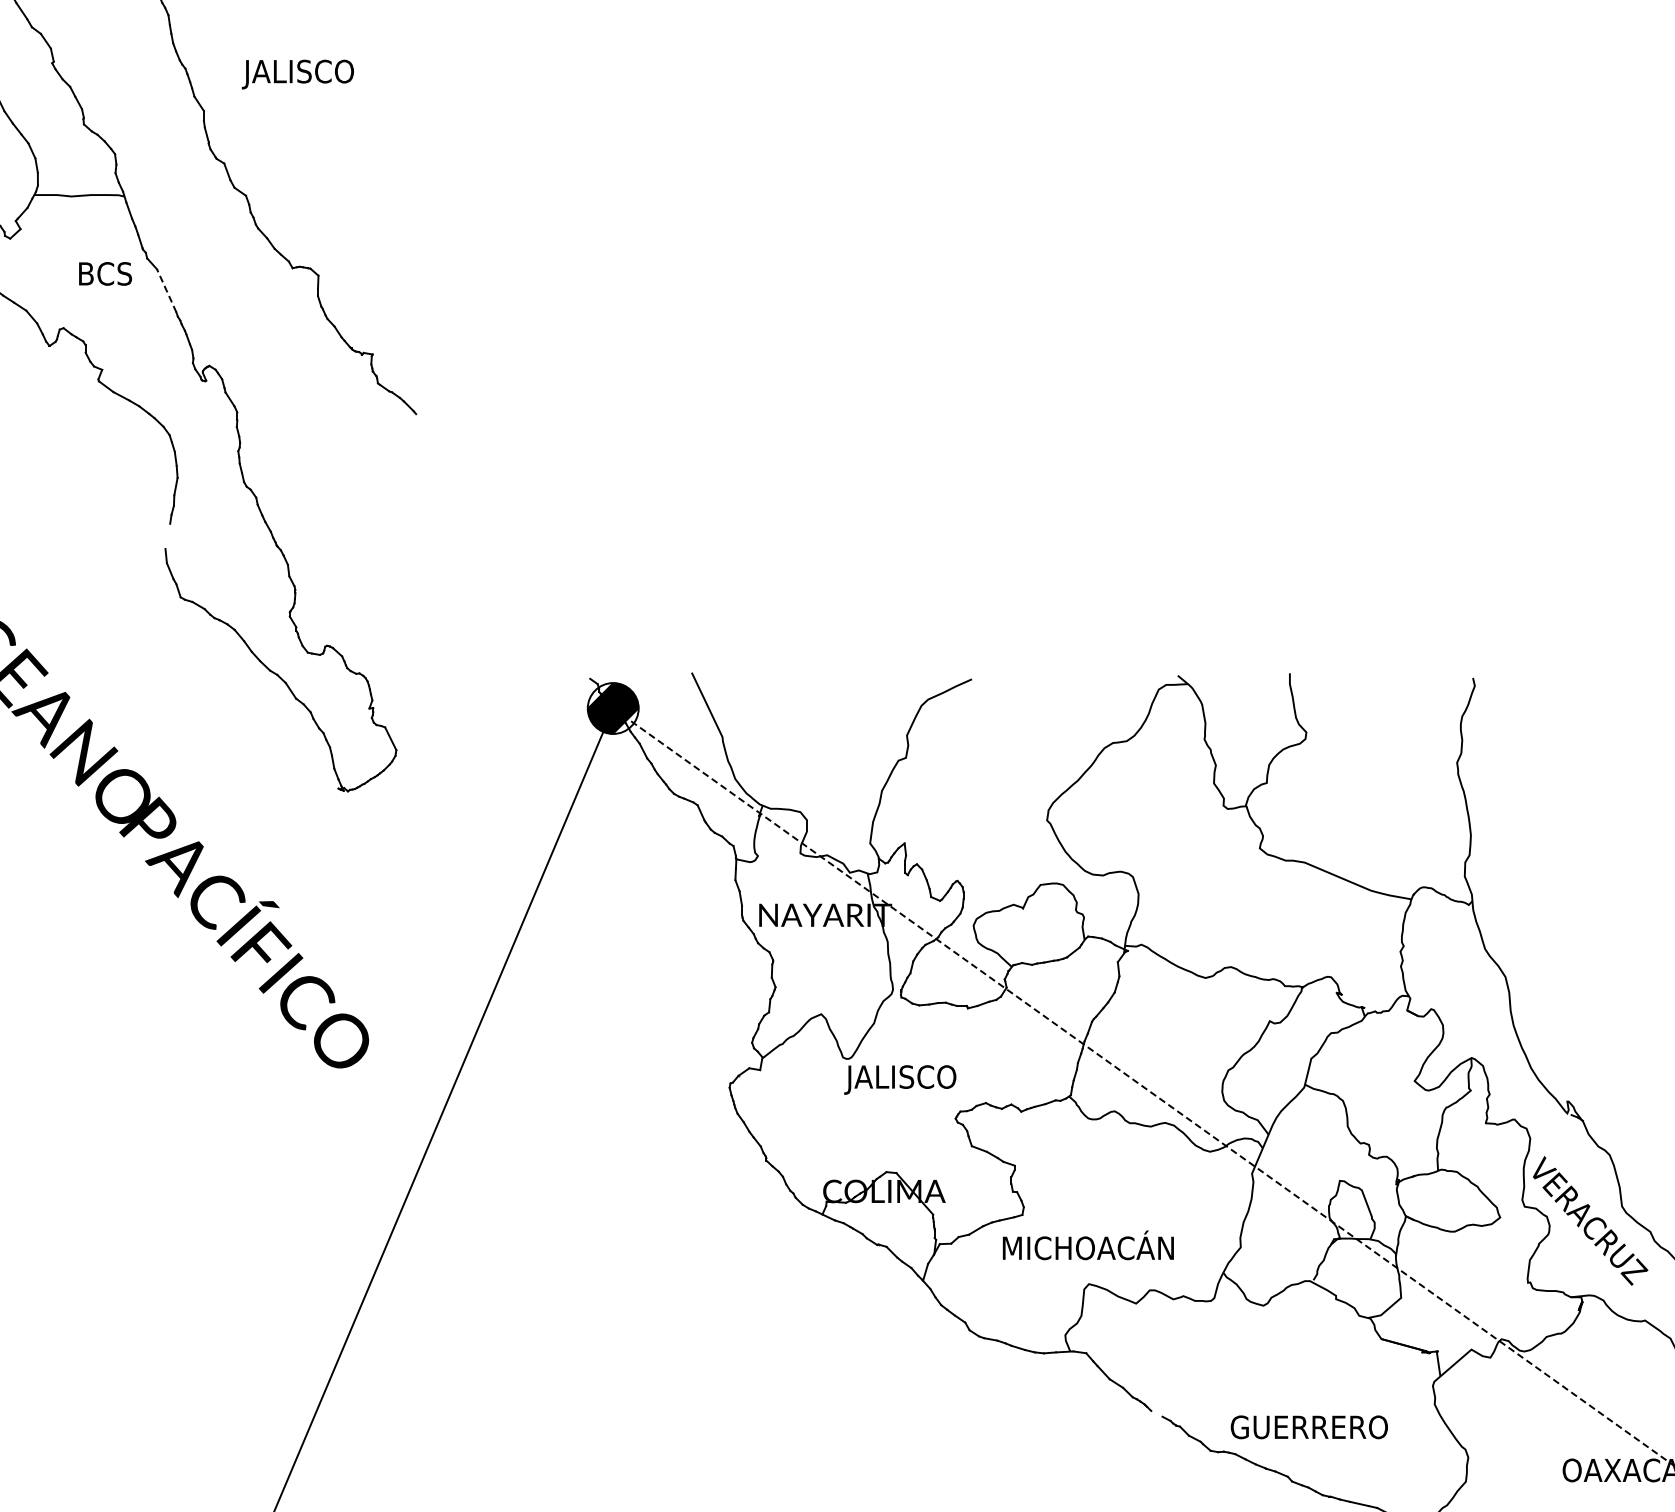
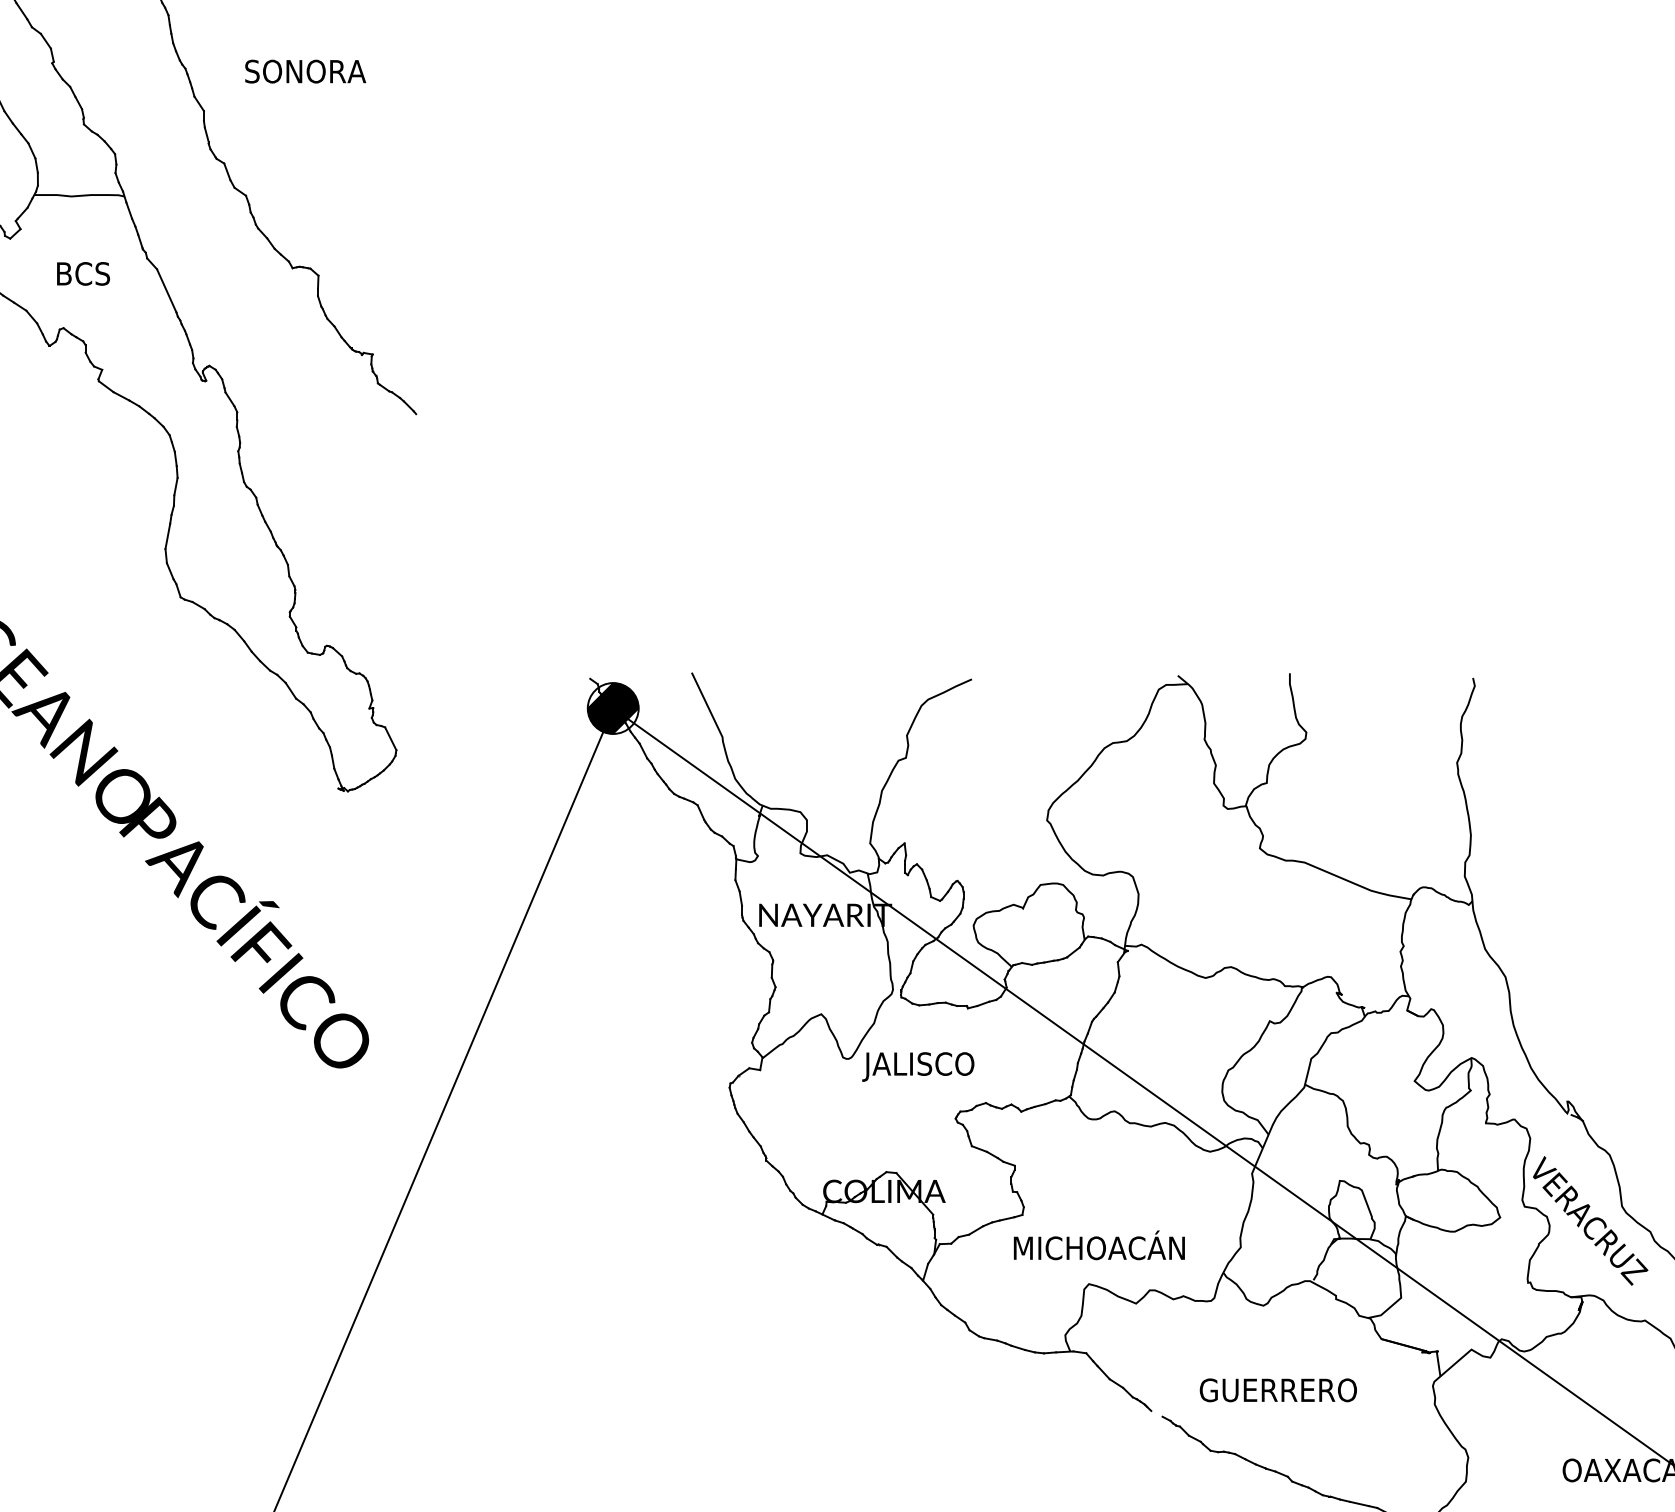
text: JALISCO -> SONORA (303, 74)
text position: (105, 273) -> (83, 273) (83, 273)
line: dashed -> solid (166, 290)
line: none -> present (167, 535)
text position: (900, 1079) -> (918, 1066) (918, 1066)
line: dashed -> solid (1144, 1087)
text position: (1087, 1245) -> (1098, 1245) (1098, 1245)
text position: (1308, 1427) -> (1277, 1390) (1277, 1390)
